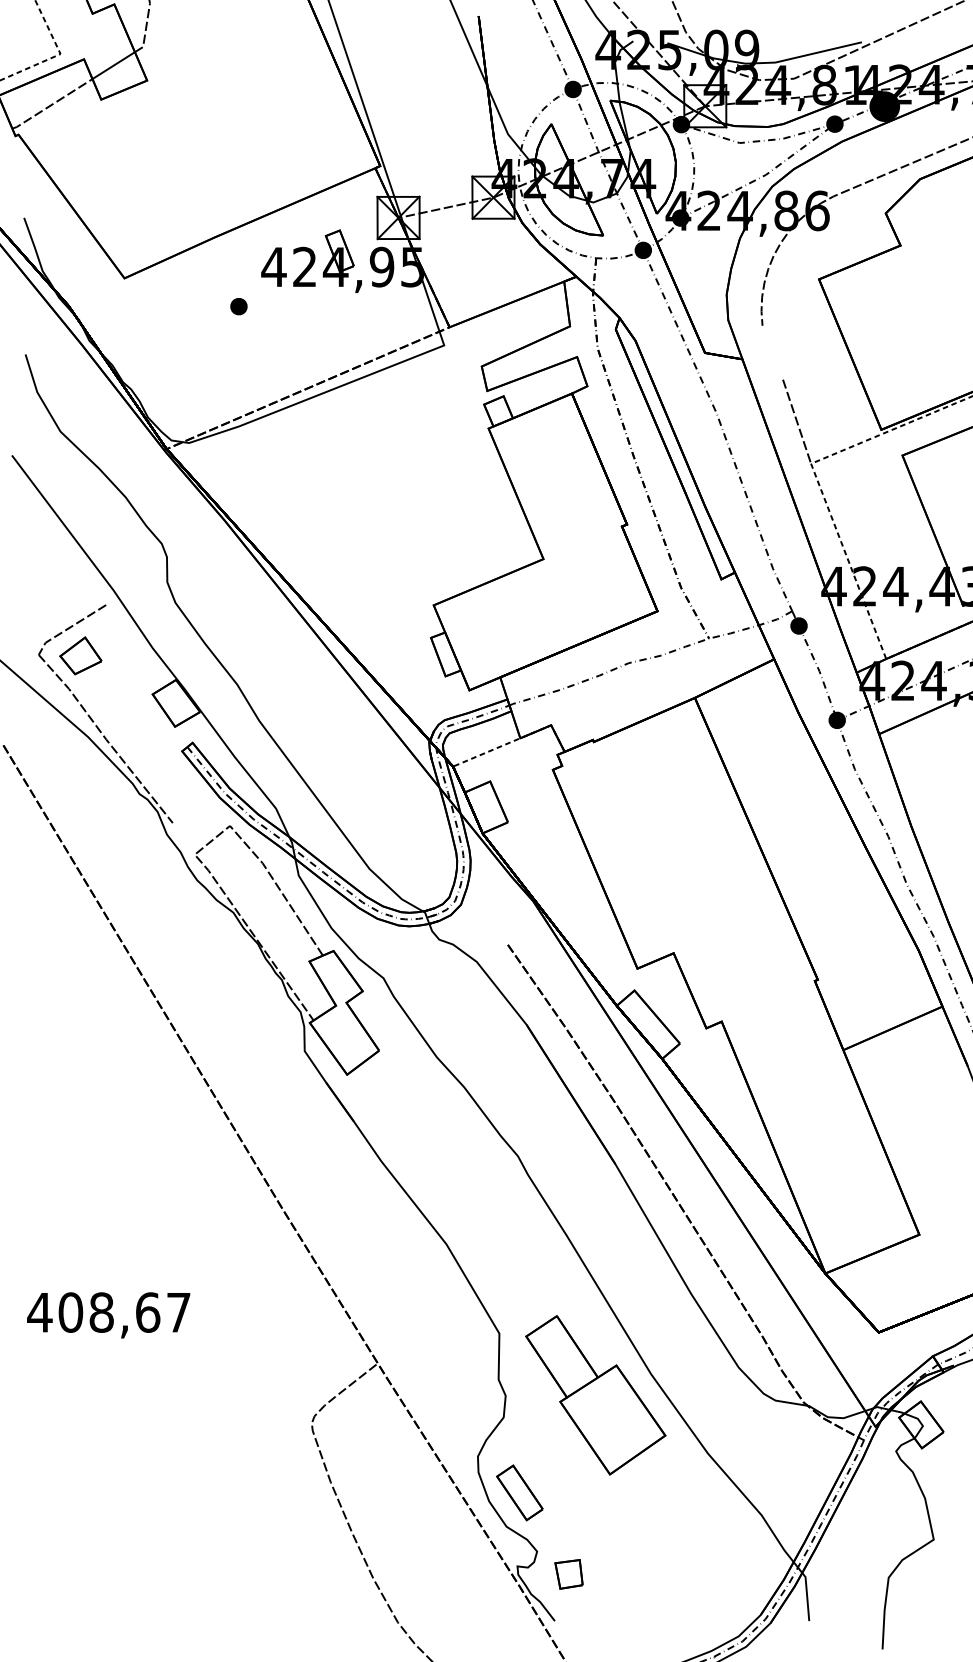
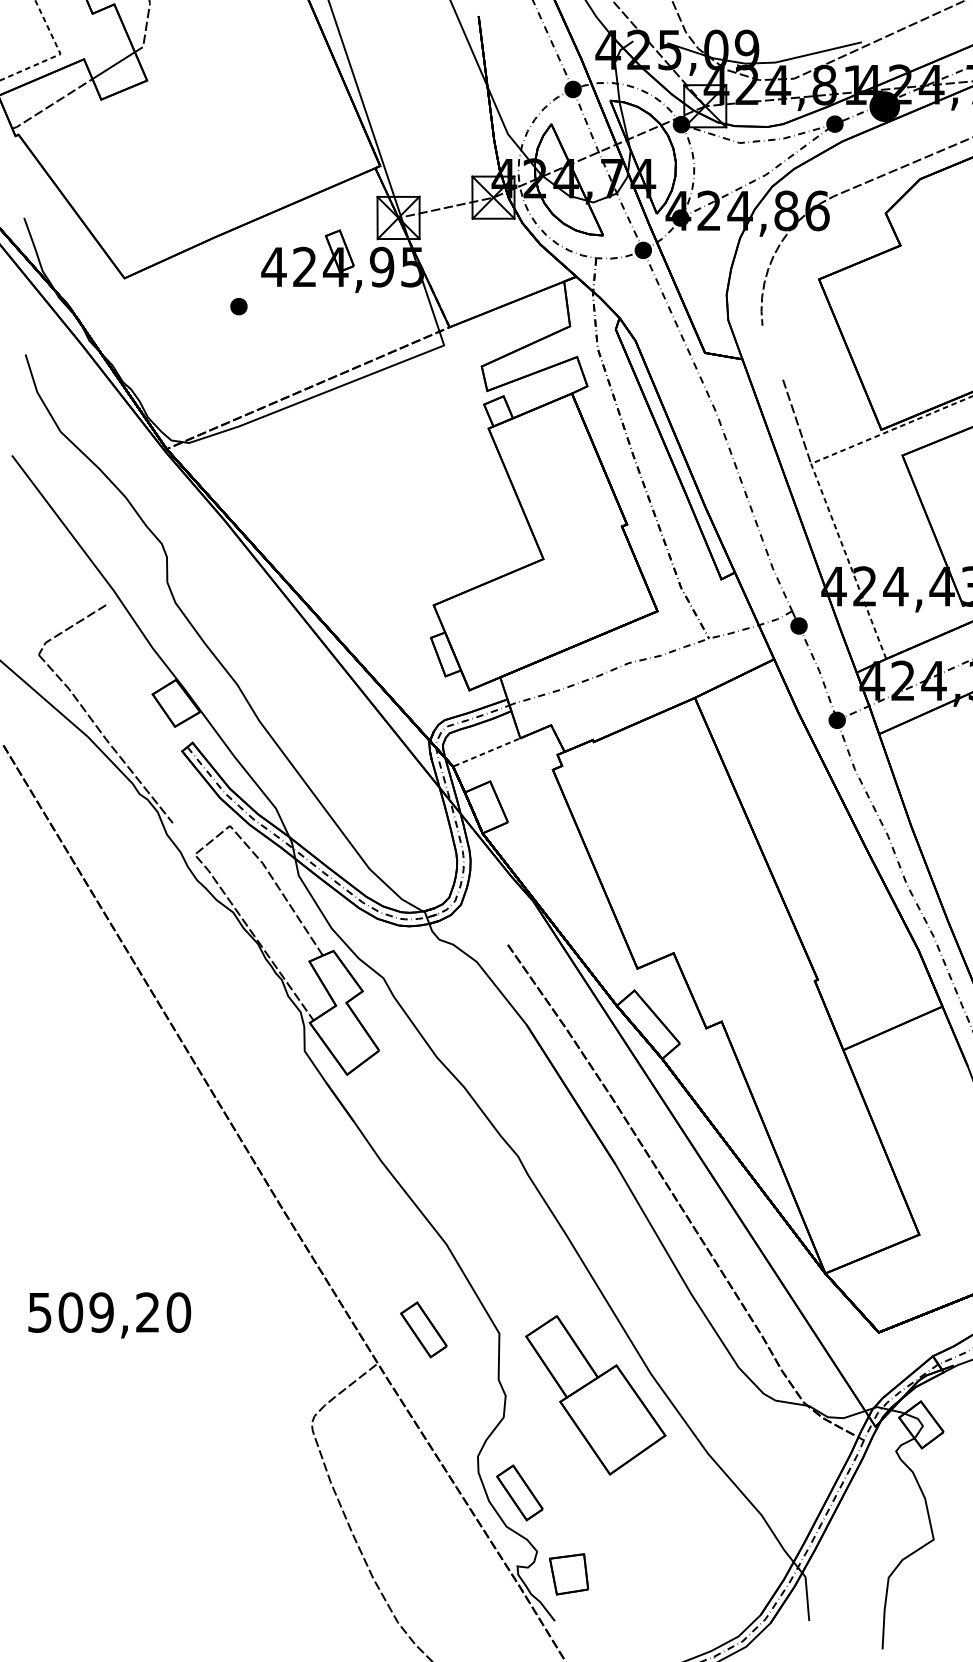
part: present -> none (80, 655)
text: 408,67 -> 509,20 (109, 1312)
part: none -> present (423, 1329)
part size: 30x31 px -> 41x43 px (569, 1574)
